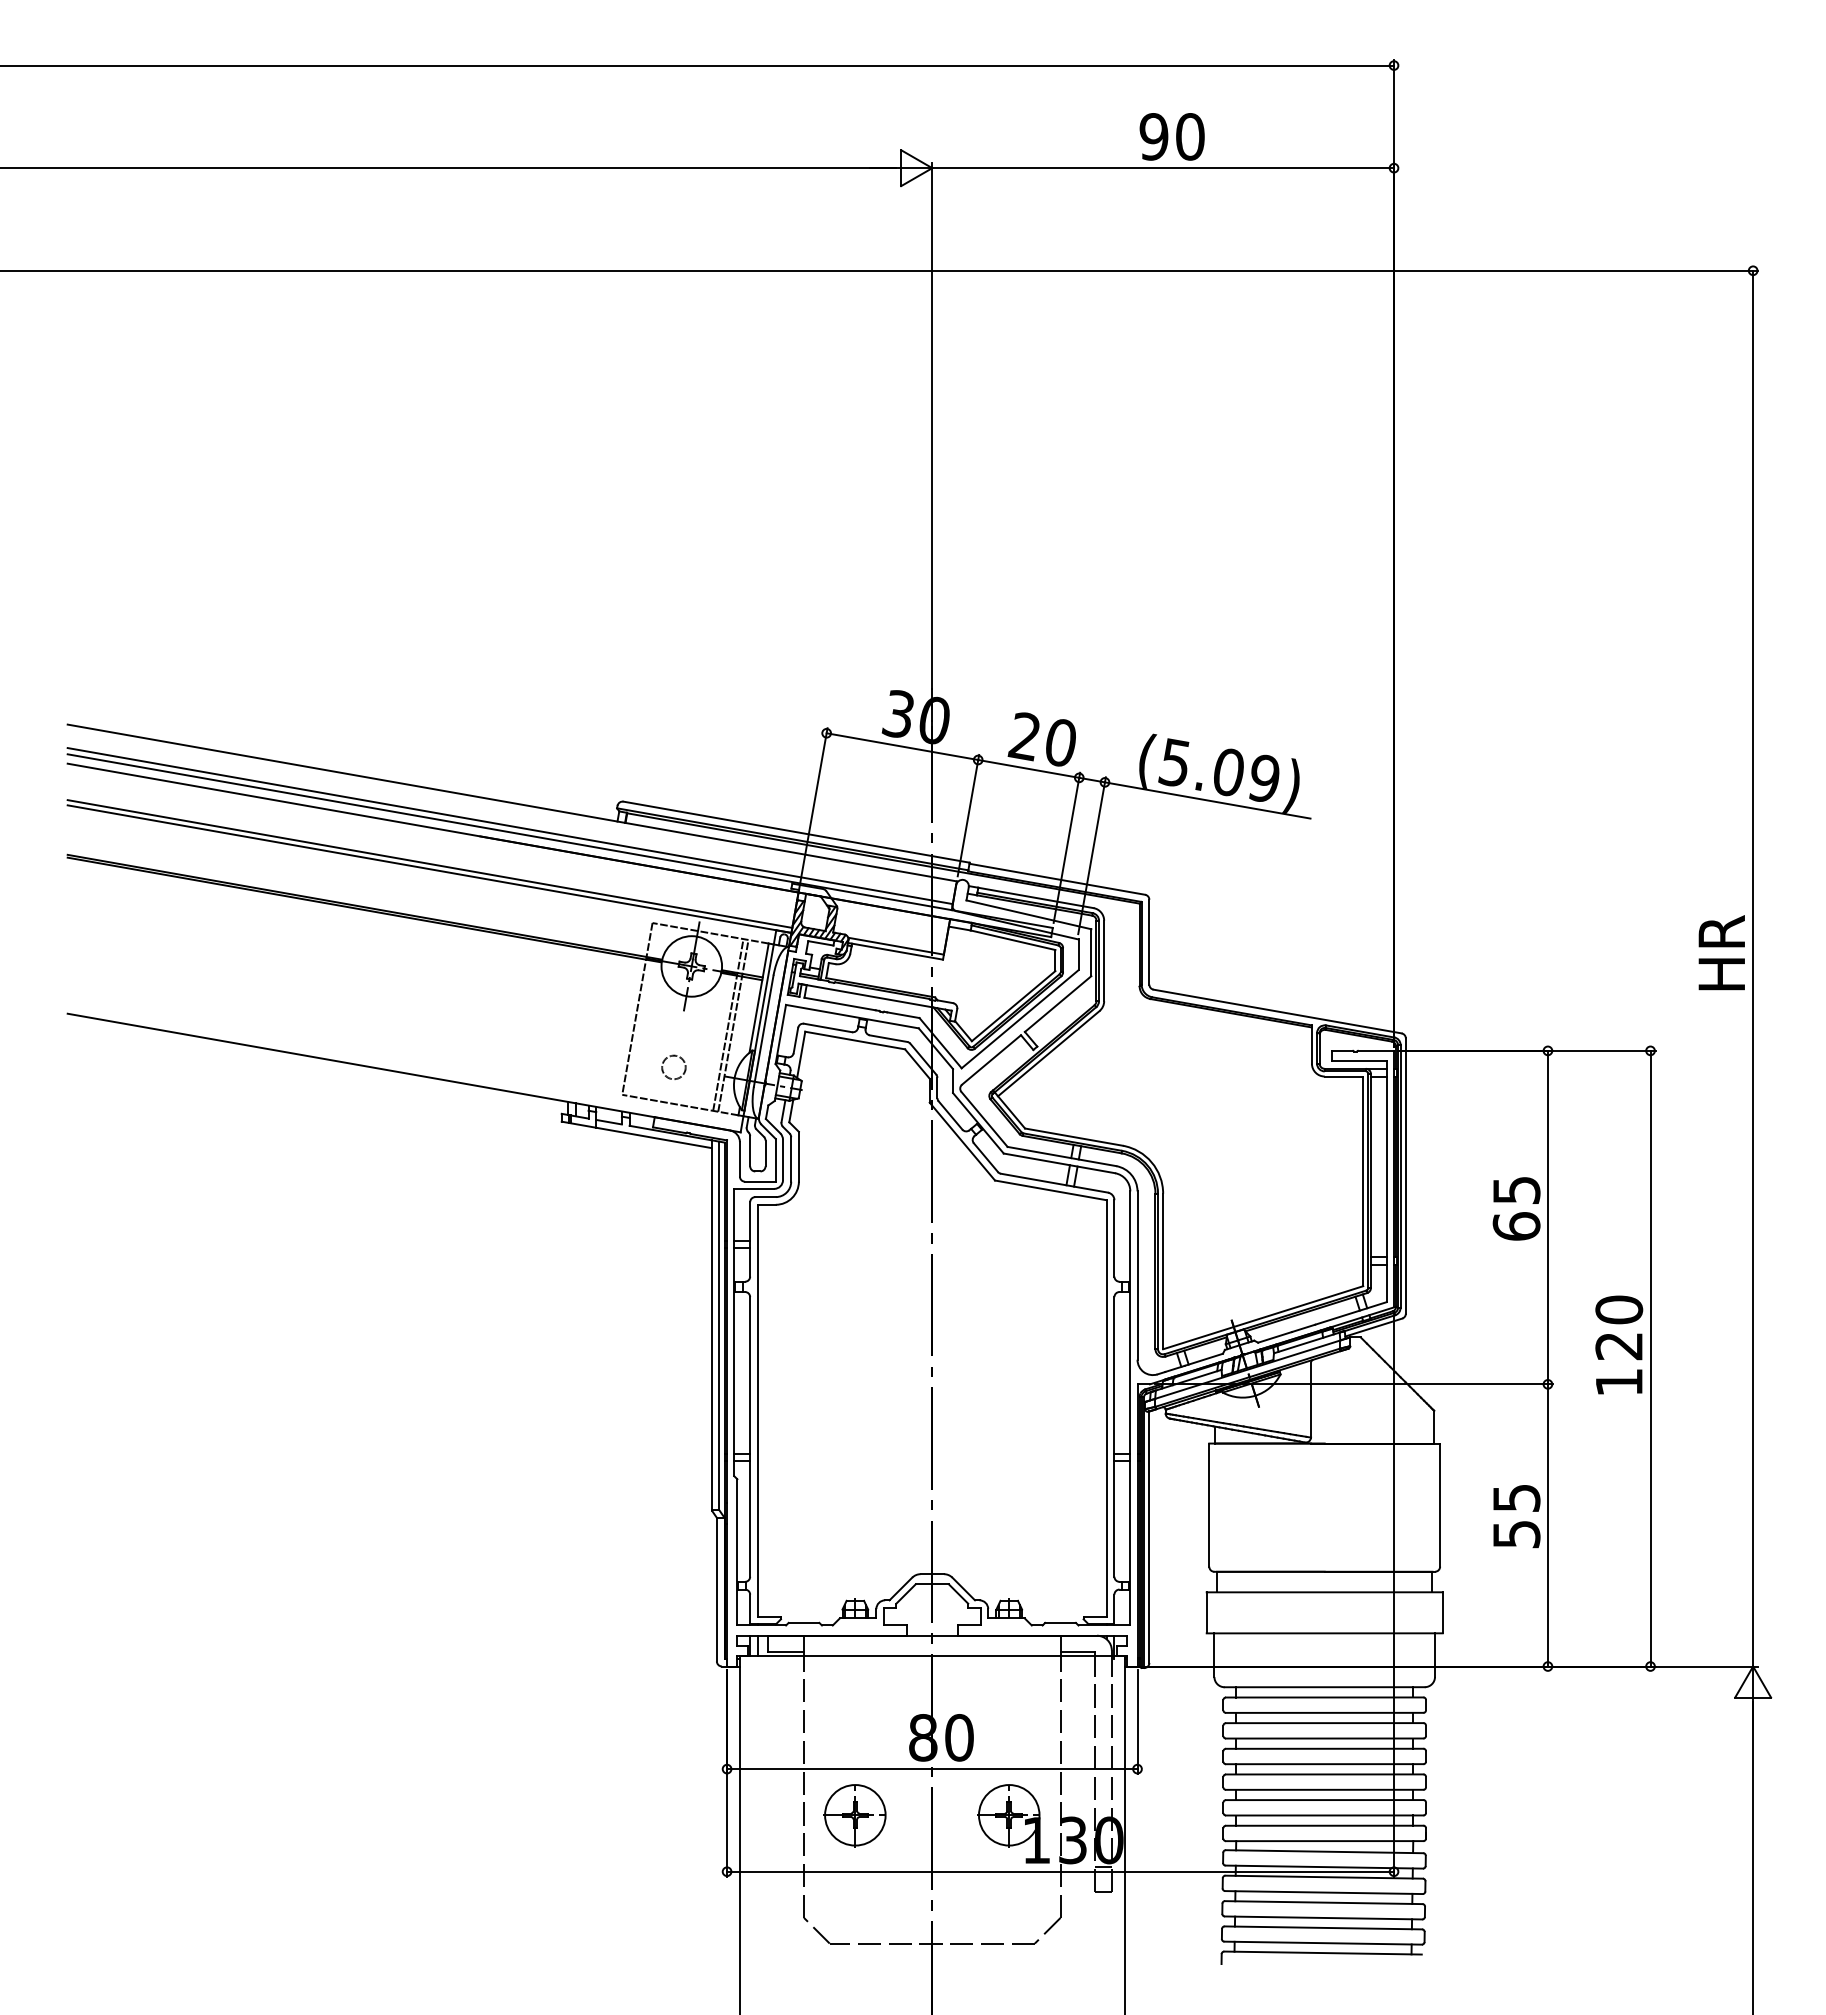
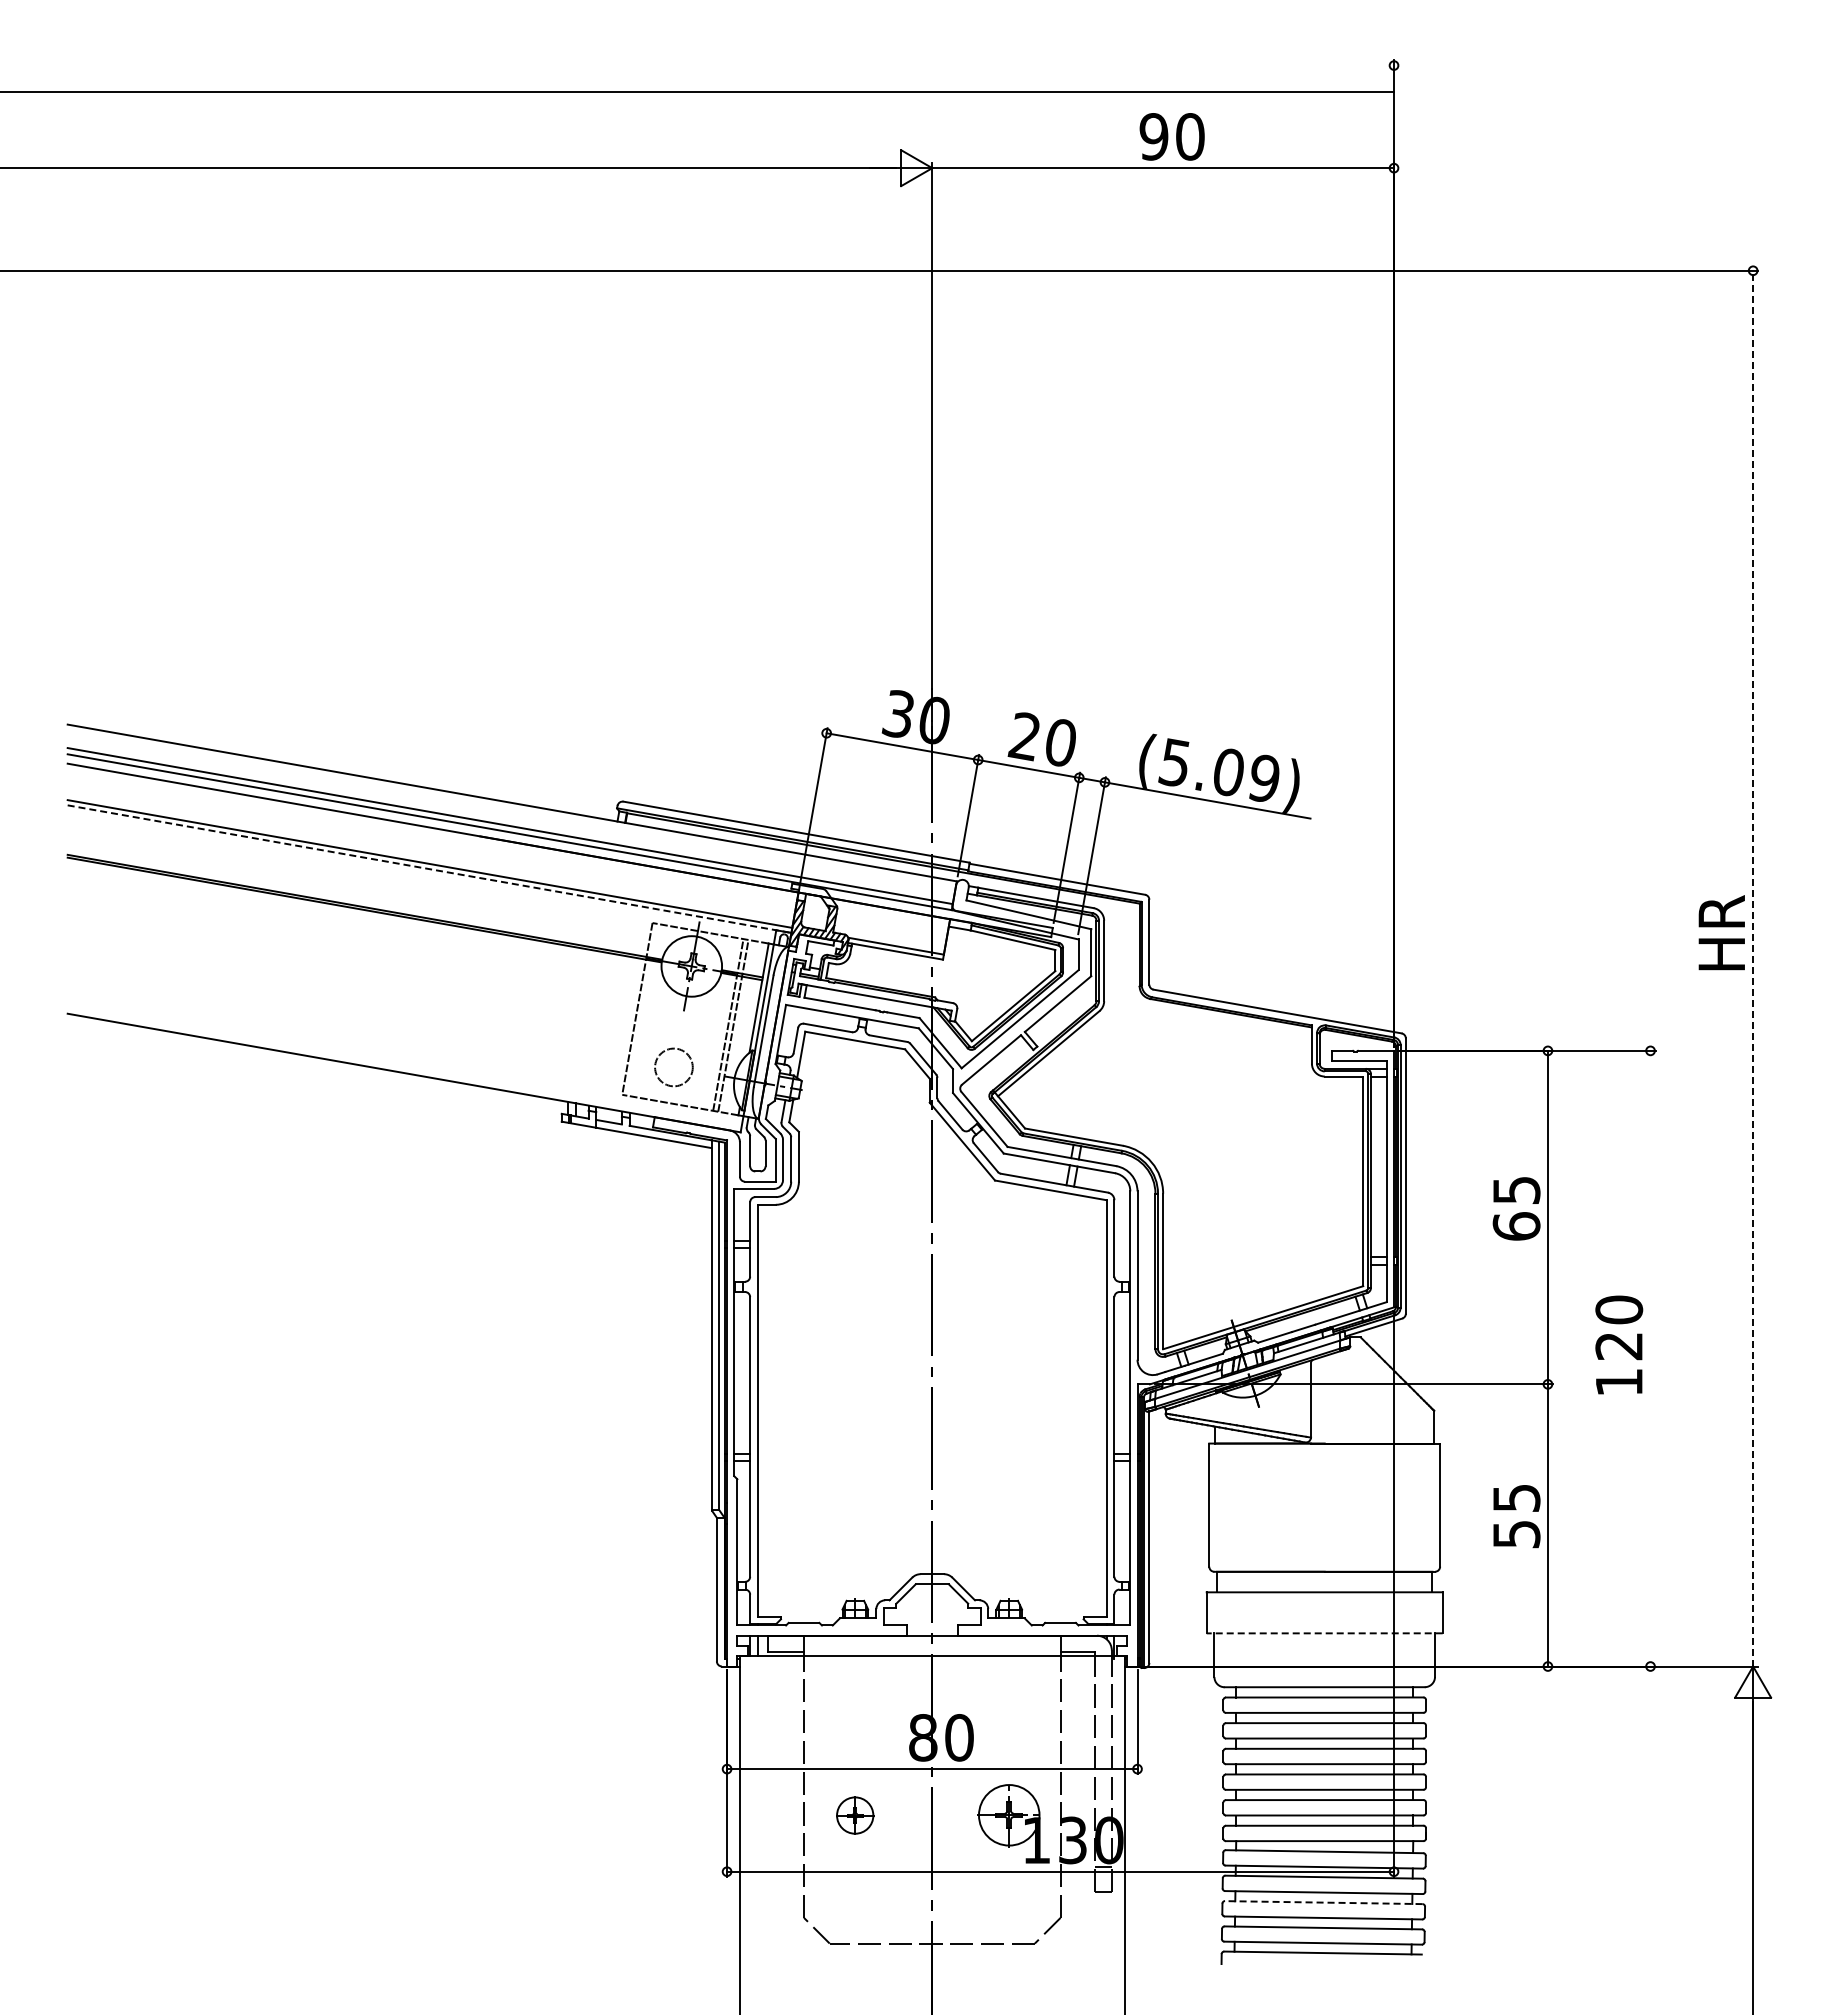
line position: (698, 65) -> (698, 91) (698, 91)
line: solid -> dashed (430, 869)
text position: (1721, 952) -> (1721, 932) (1721, 932)
line: solid -> dashed (1753, 968)
circle diameter: 24 px -> 38 px (673, 1067)
line: present -> none (1650, 1358)
line: solid -> dashed (1324, 1633)
part size: 64x64 px -> 39x39 px (855, 1815)
line: solid -> dashed (1323, 1902)
